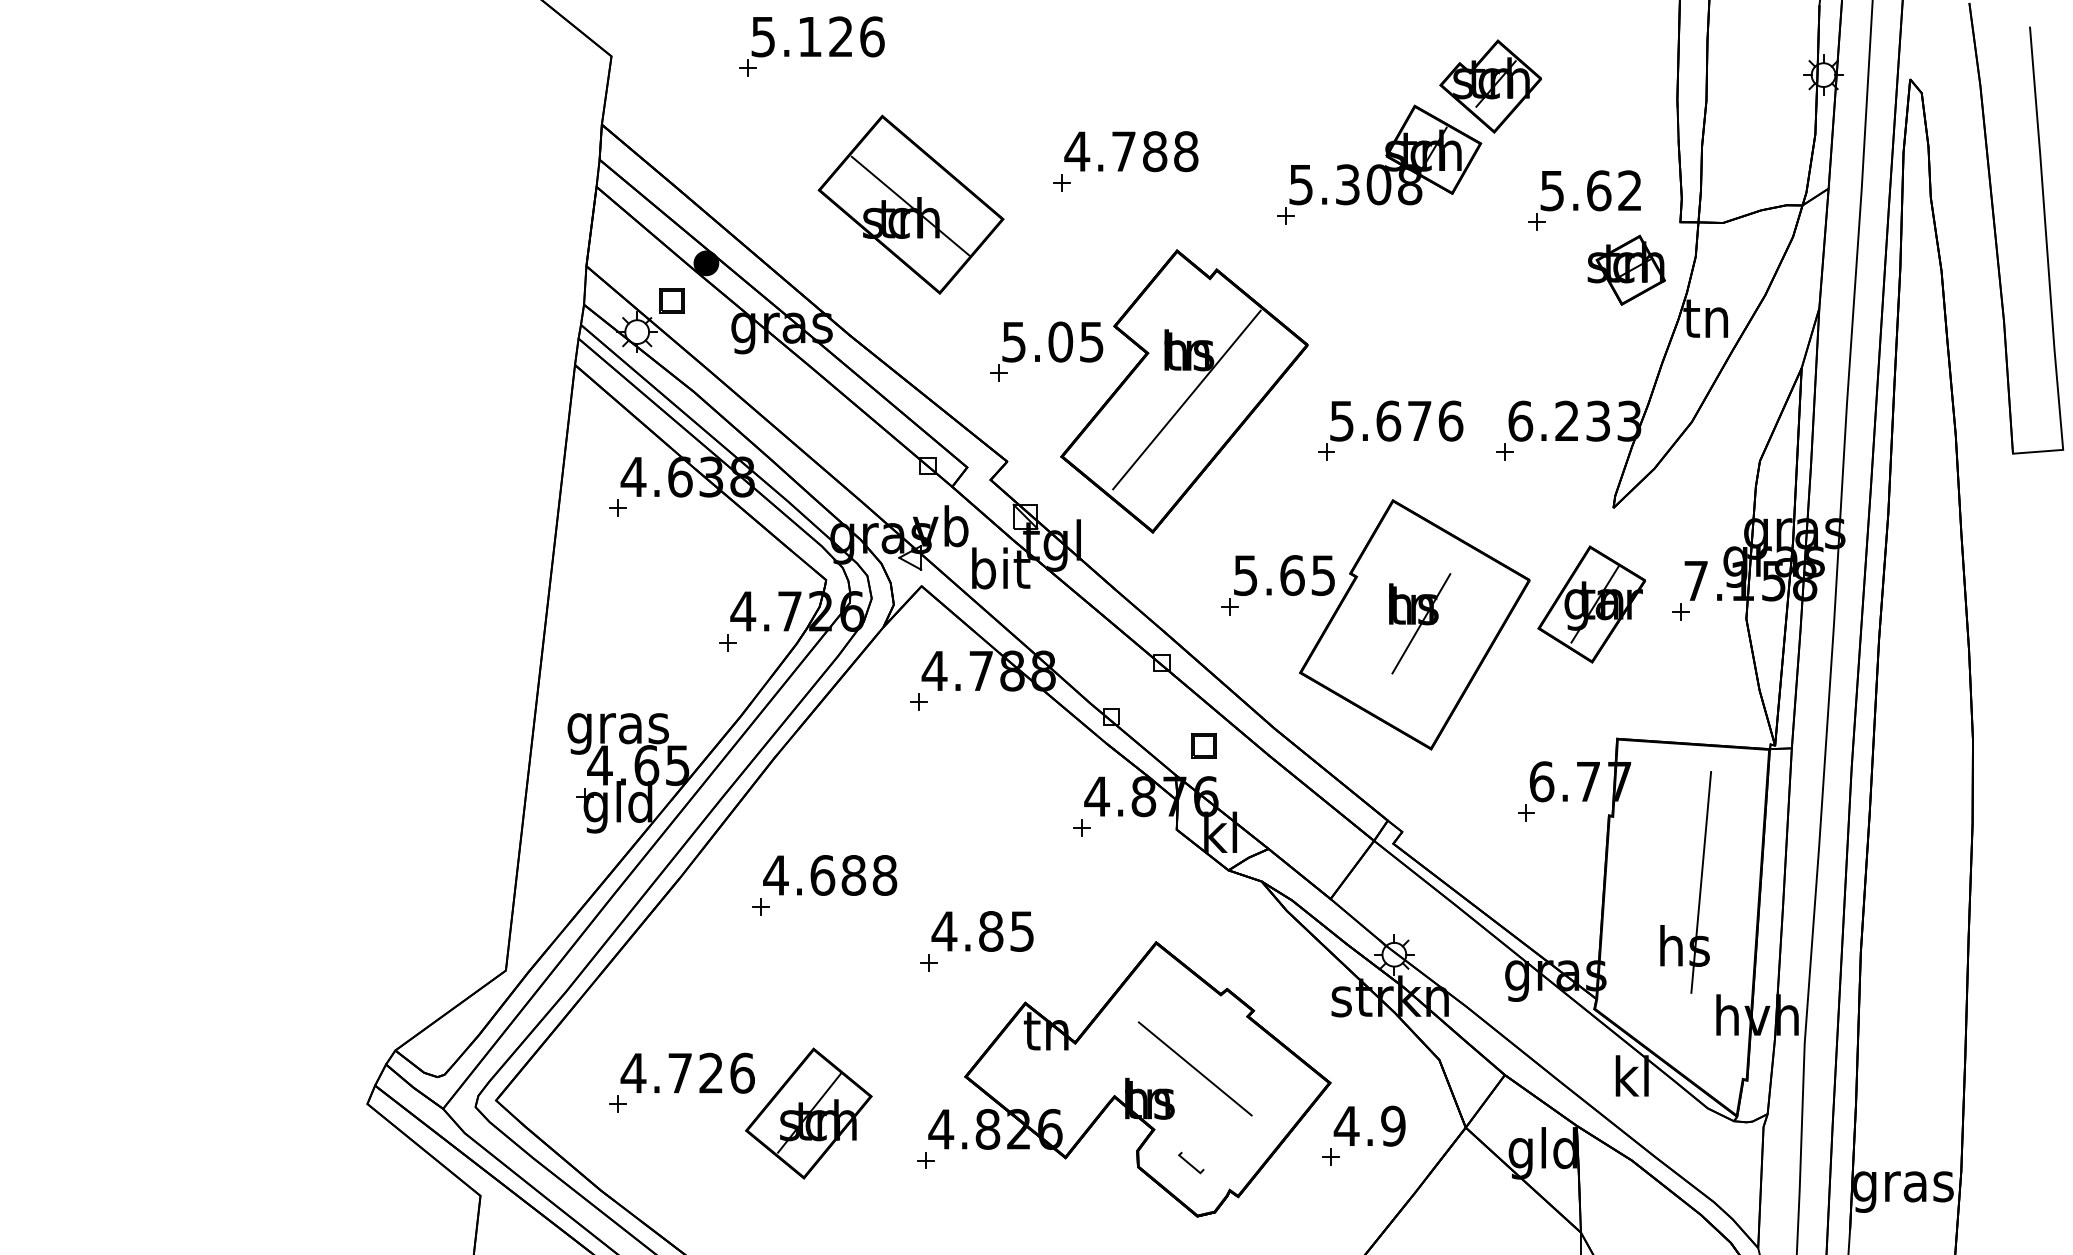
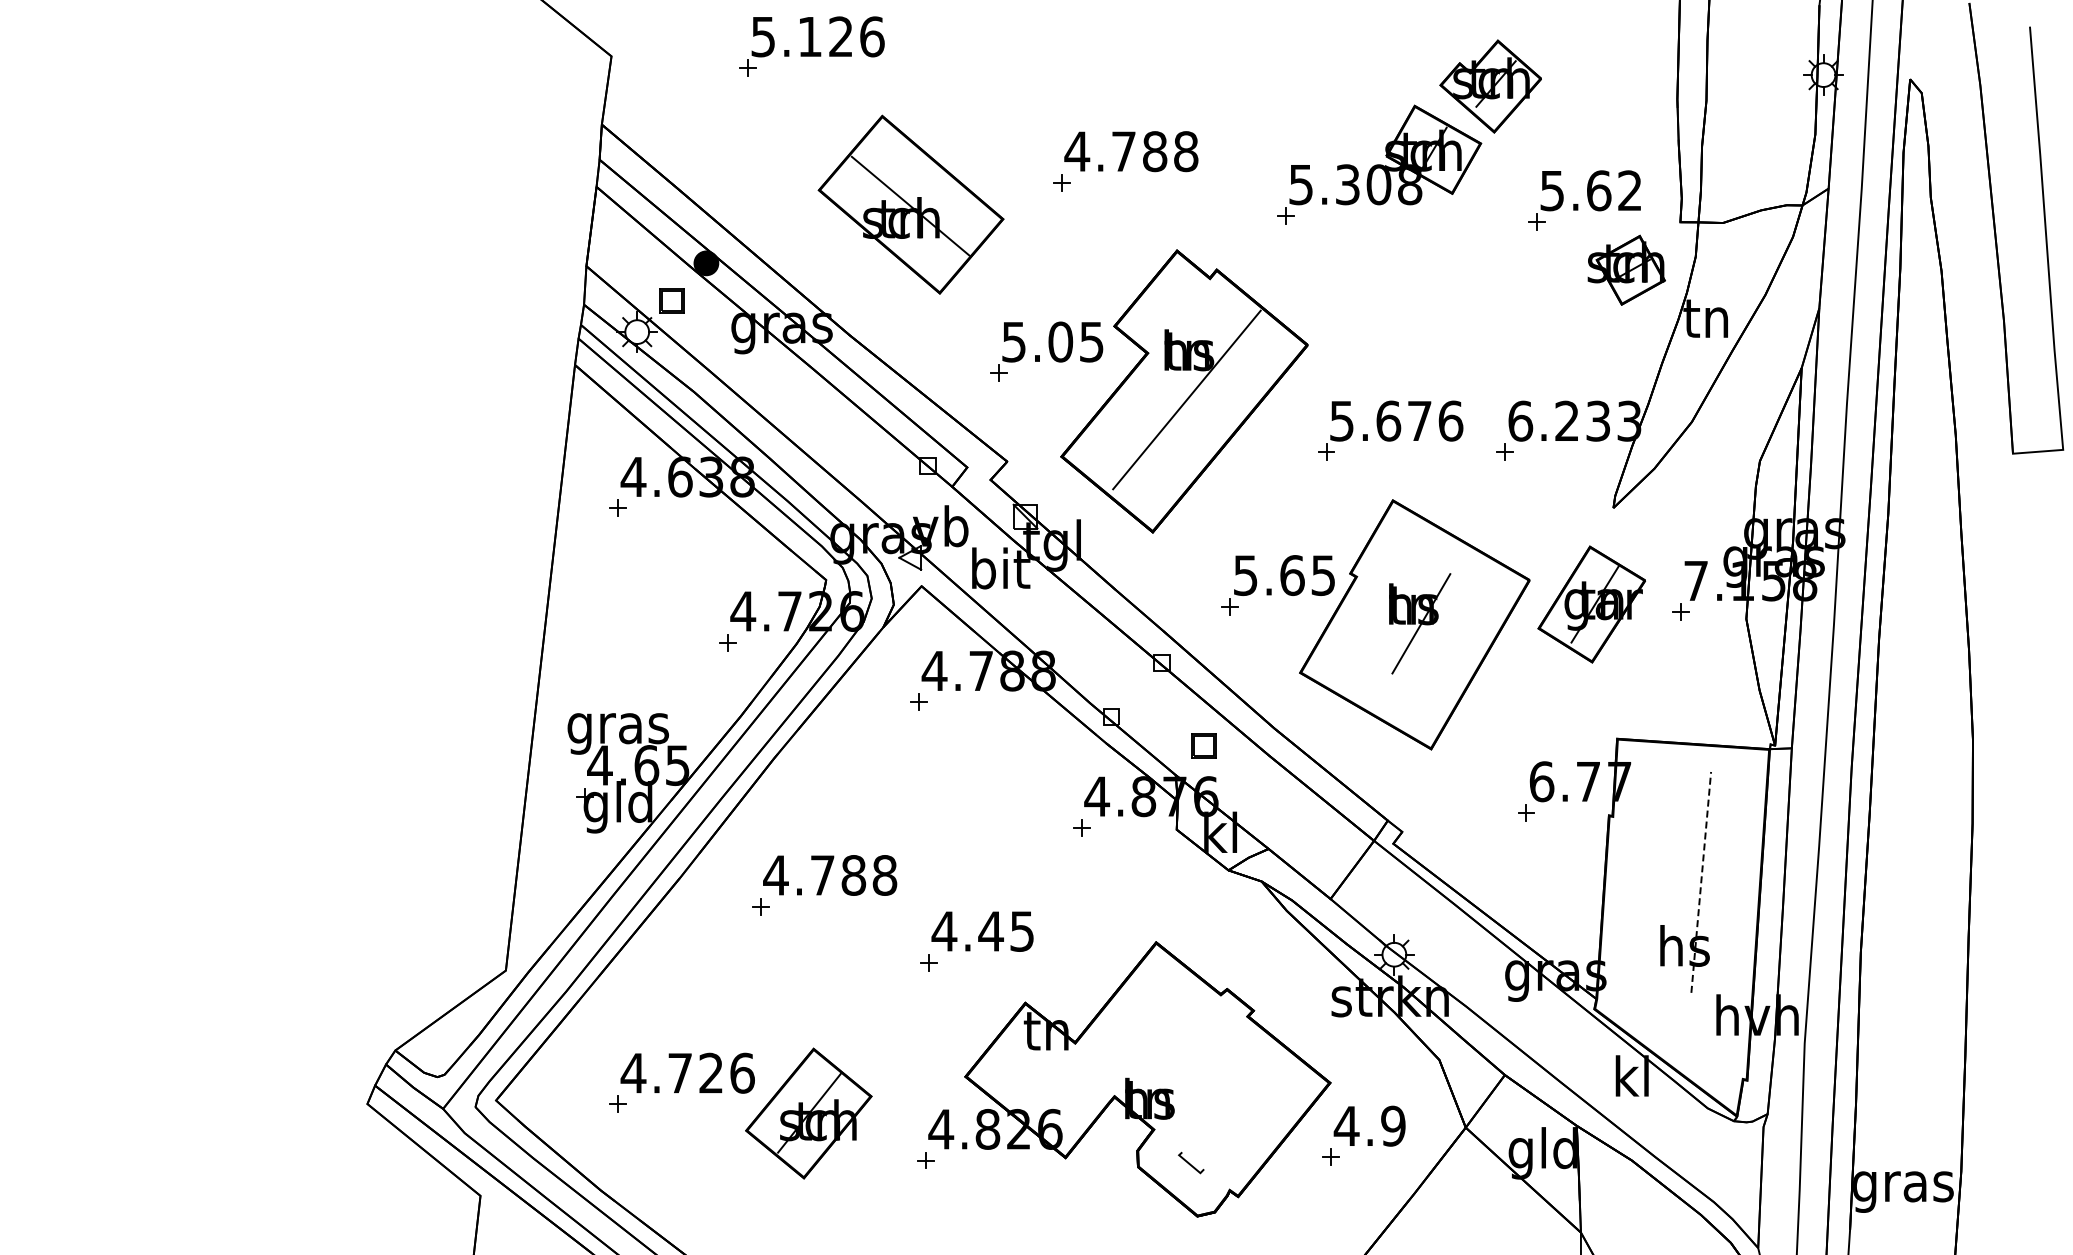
text: 4.688 -> 4.788 (822, 875)
line: solid -> dashed (1701, 882)
text: 4.85 -> 4.45 (990, 931)
line: present -> none (1194, 1068)
